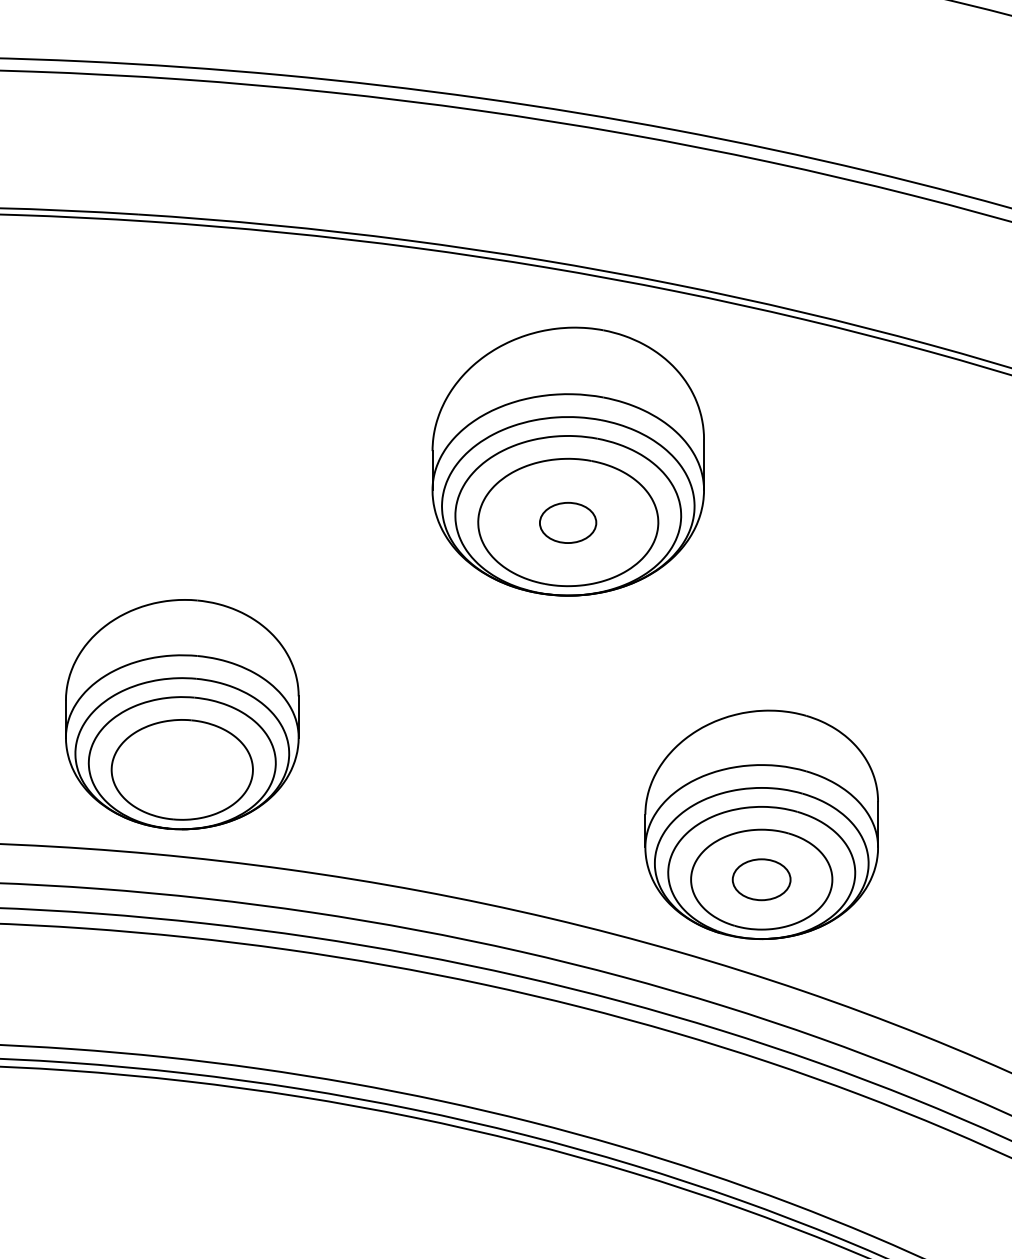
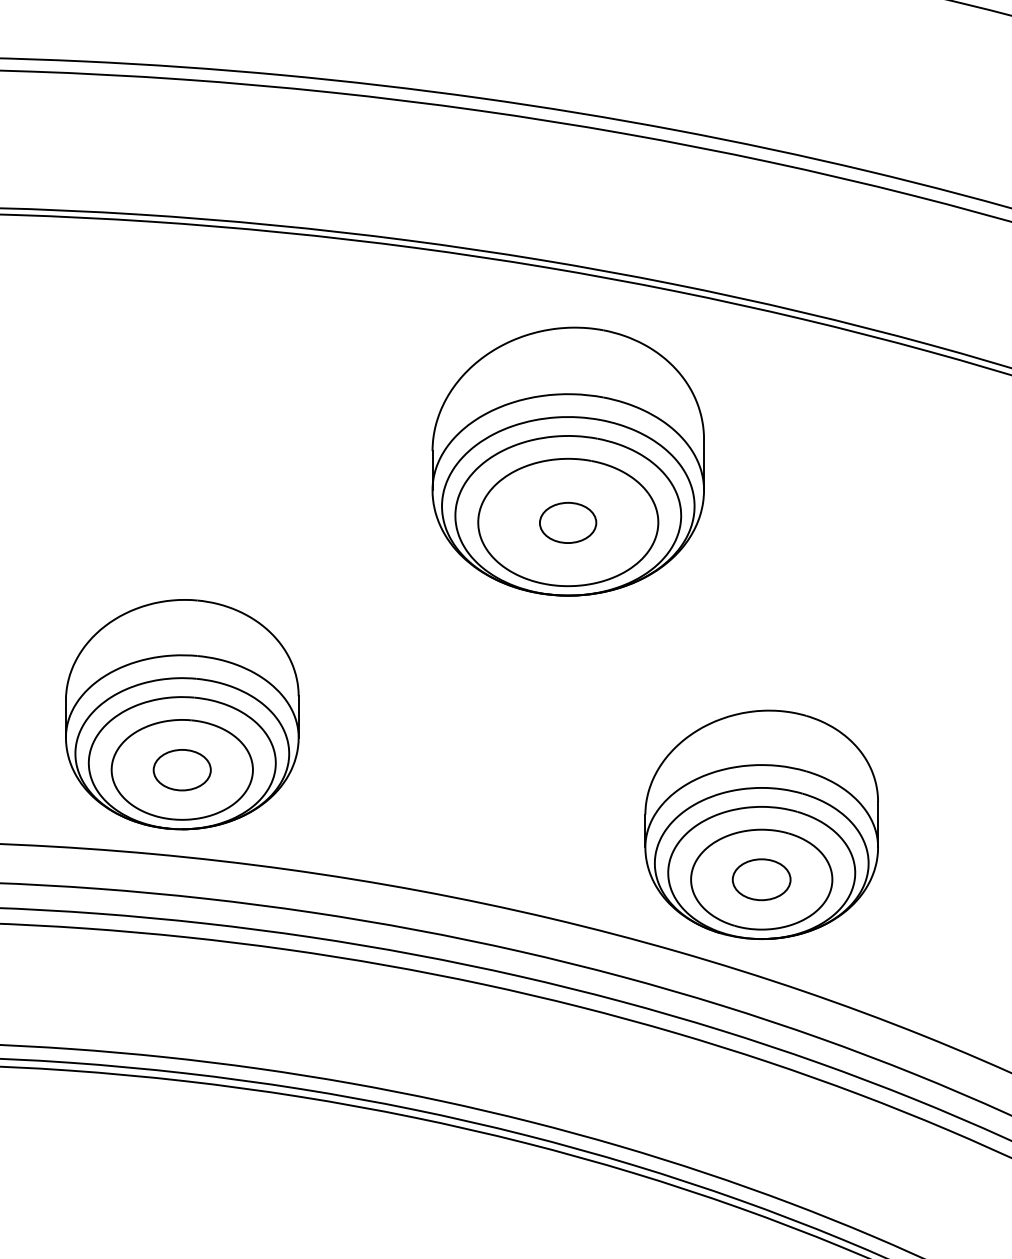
part: none -> present (181, 770)
